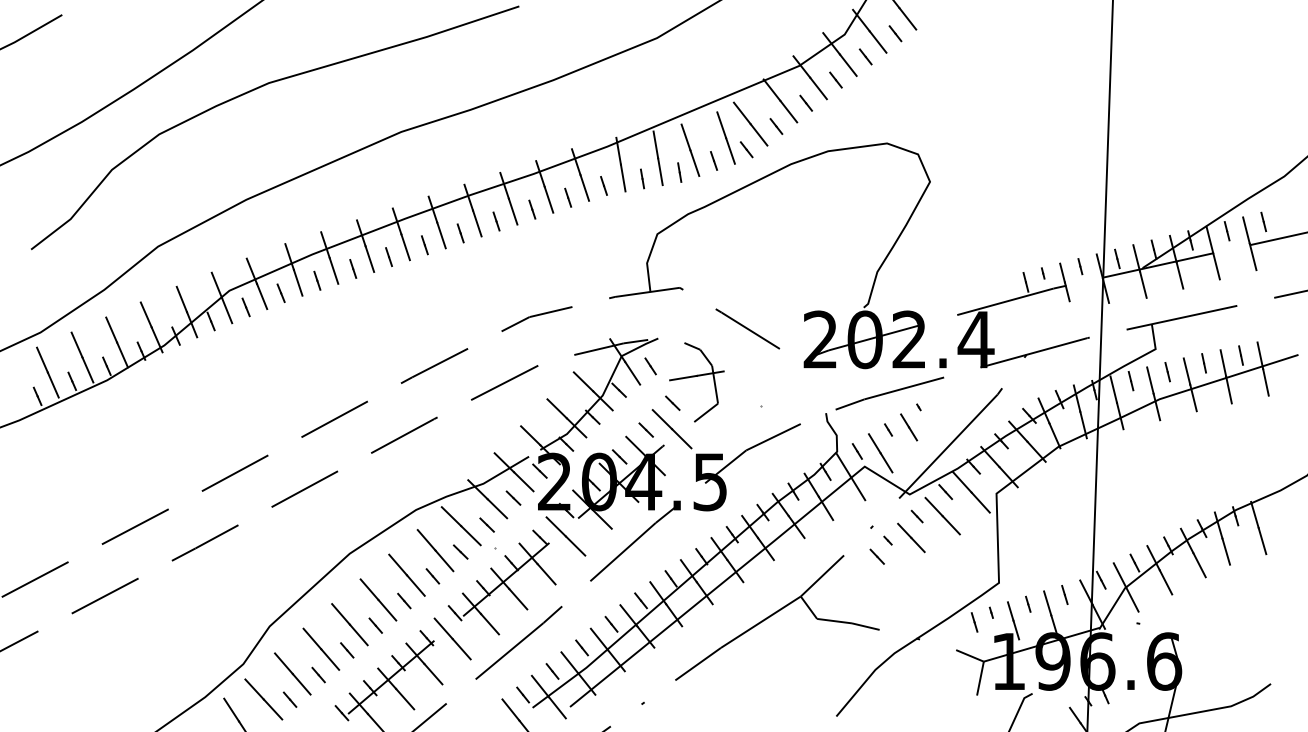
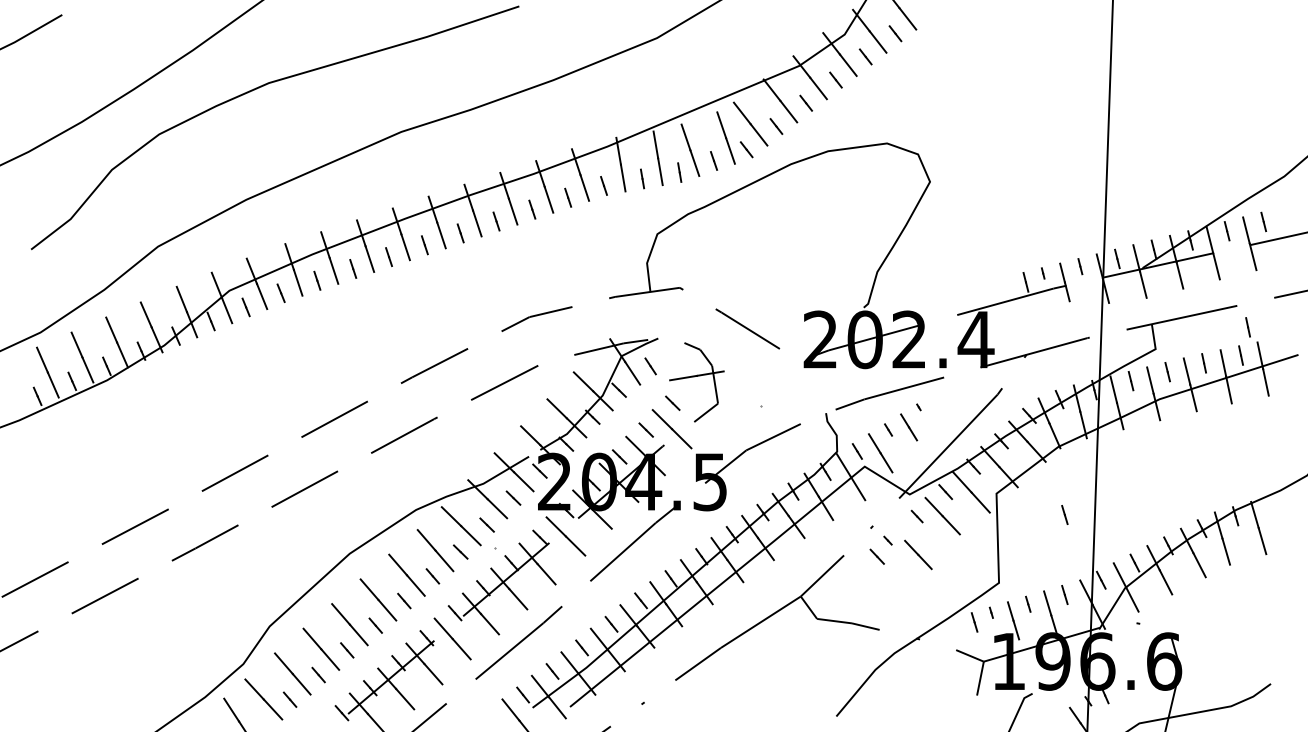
line: none -> present (1247, 327)
line: none -> present (1064, 514)
line position: (911, 537) -> (918, 554) (918, 554)
